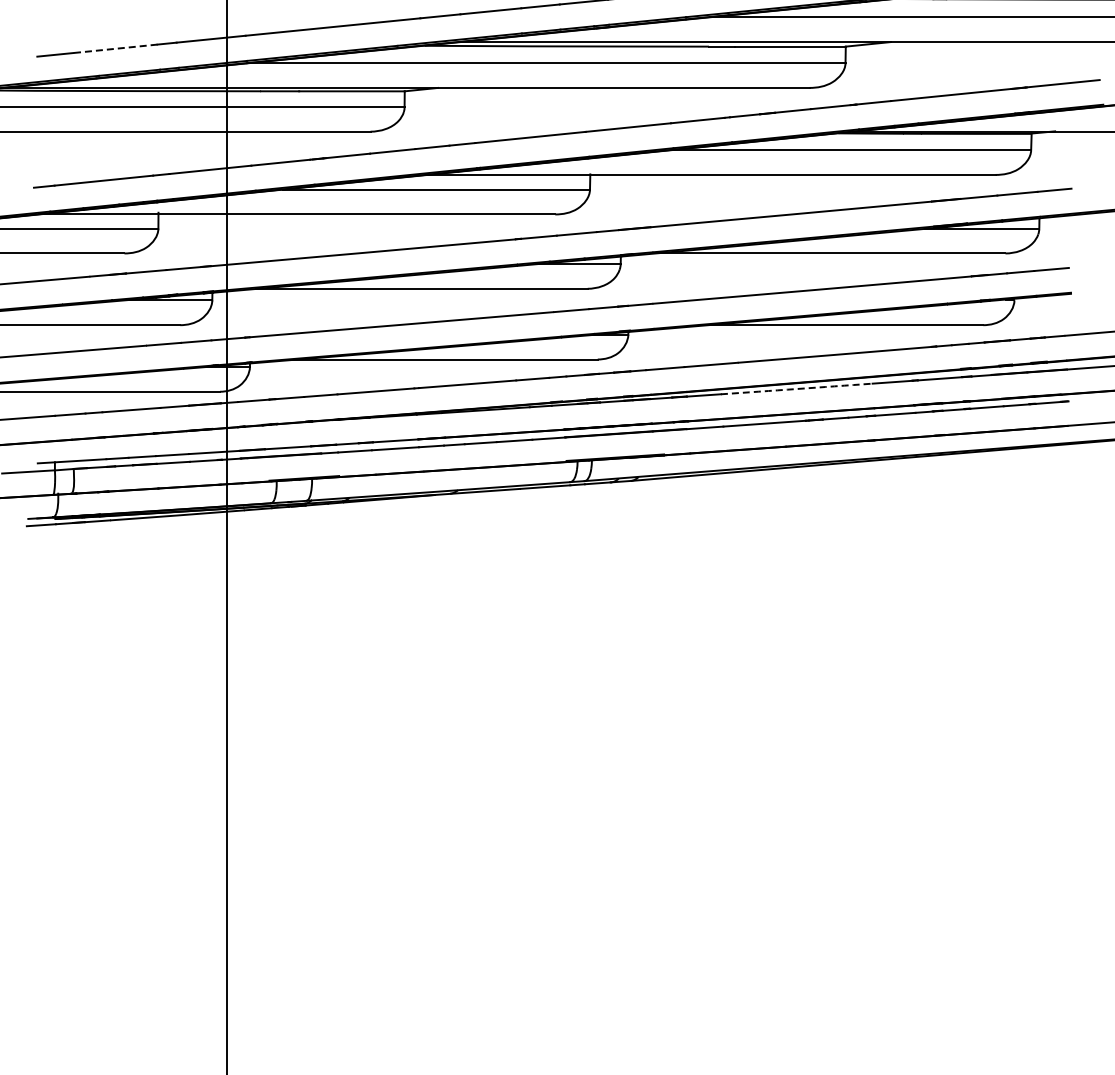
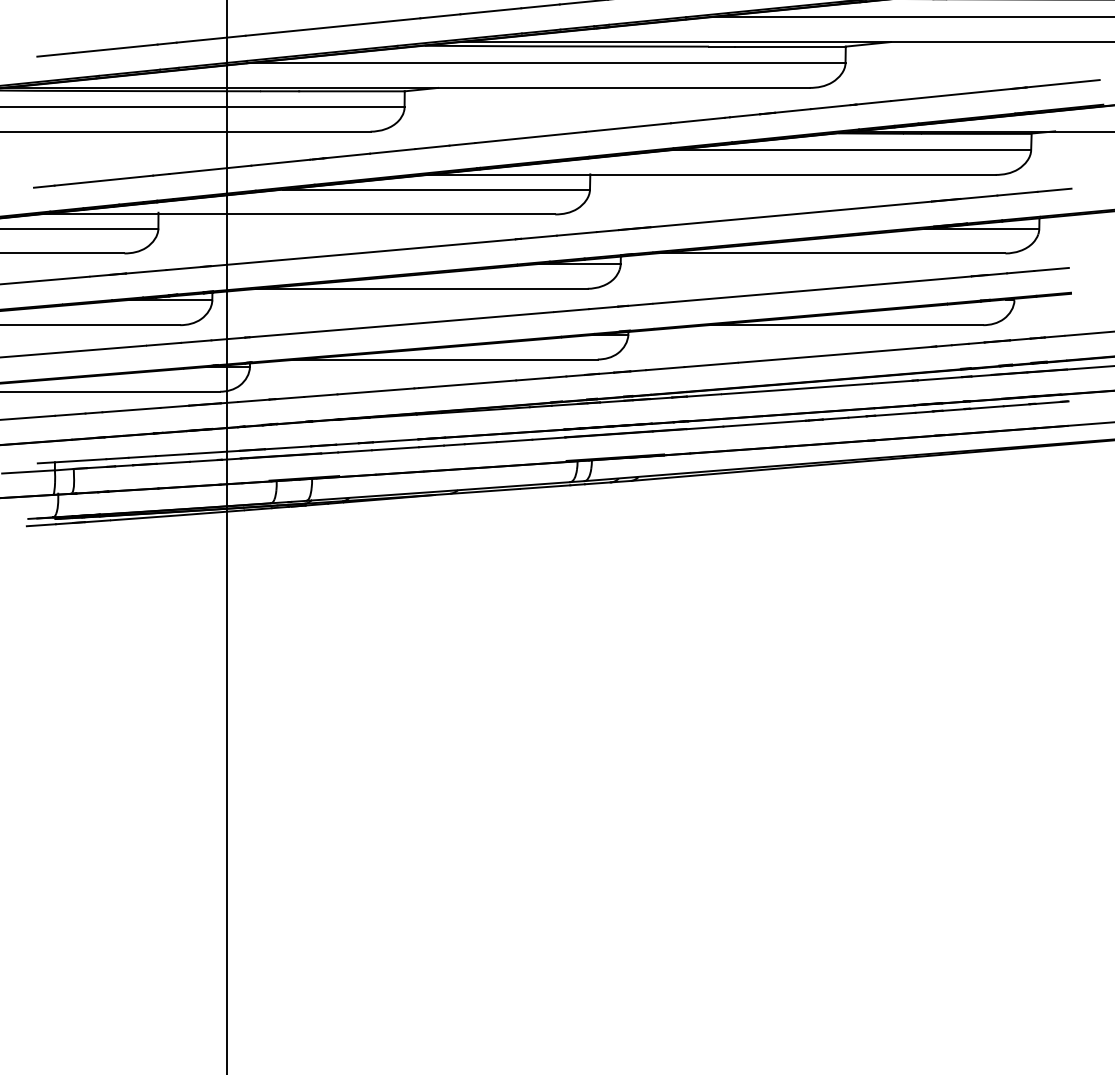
line: dashed -> solid (115, 48)
arc: dashed -> solid (796, 389)
